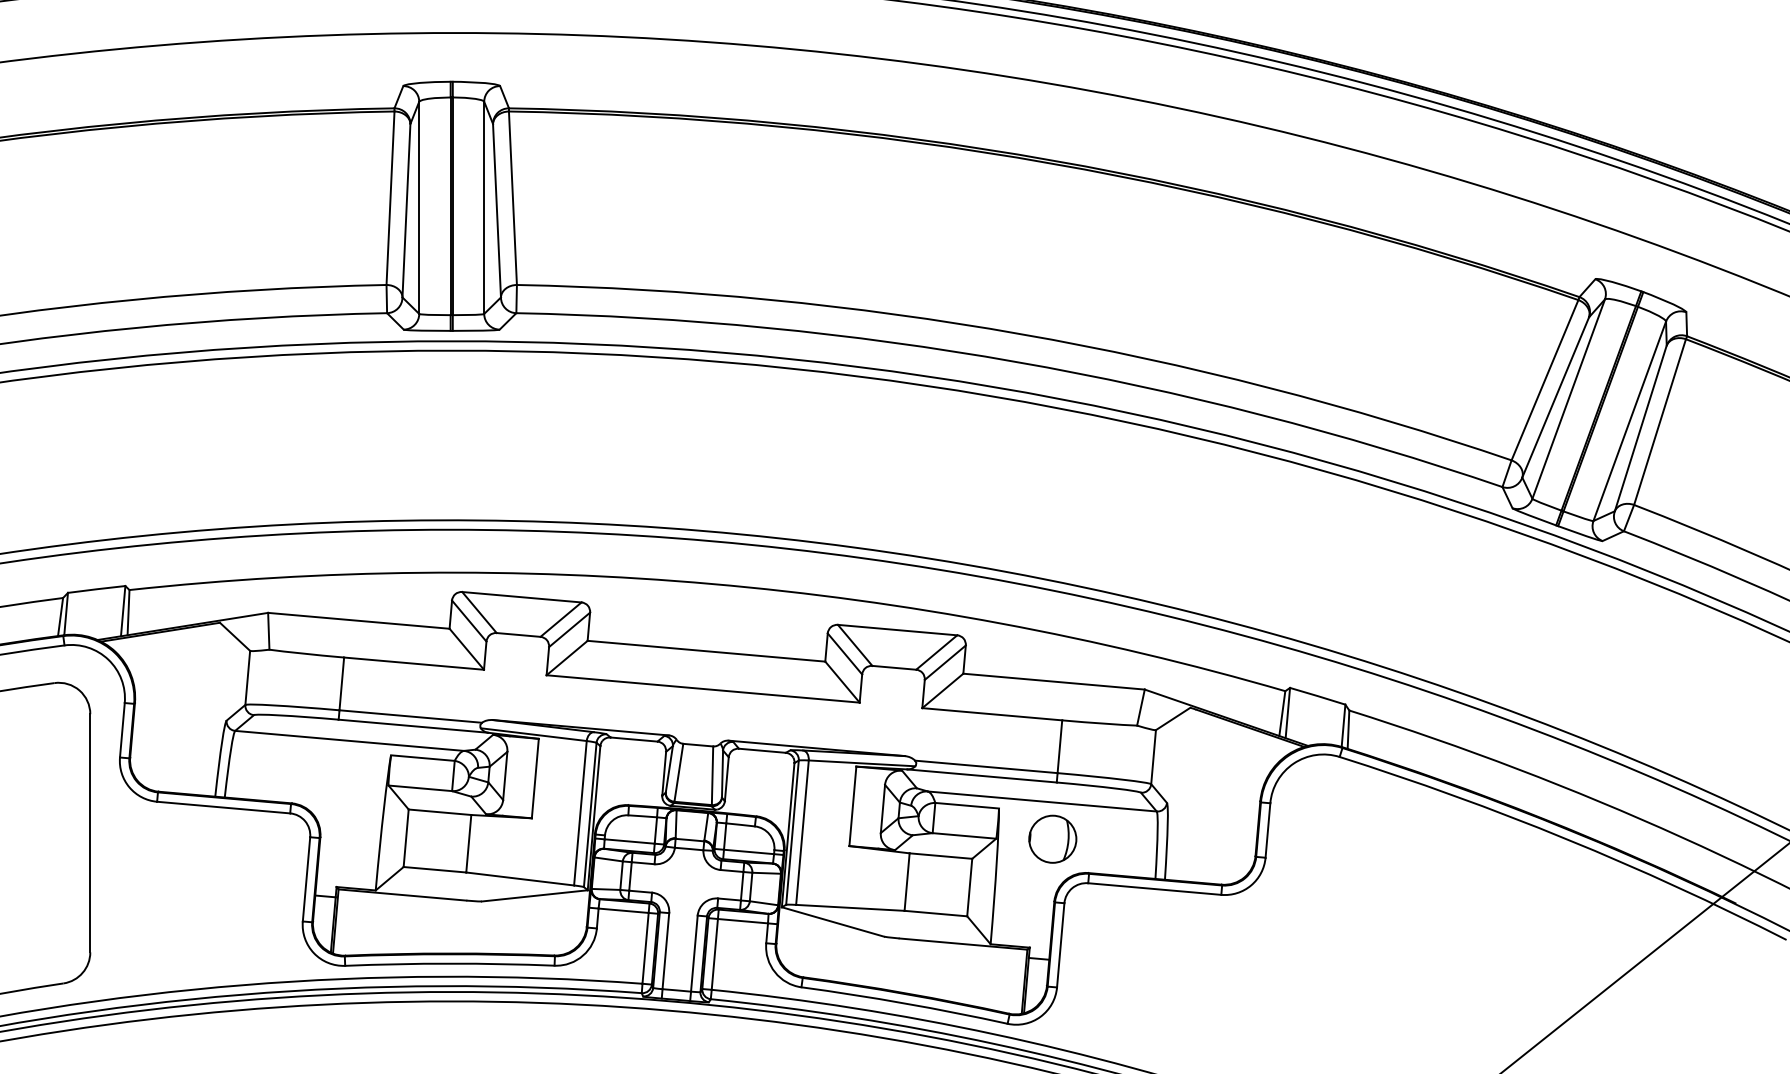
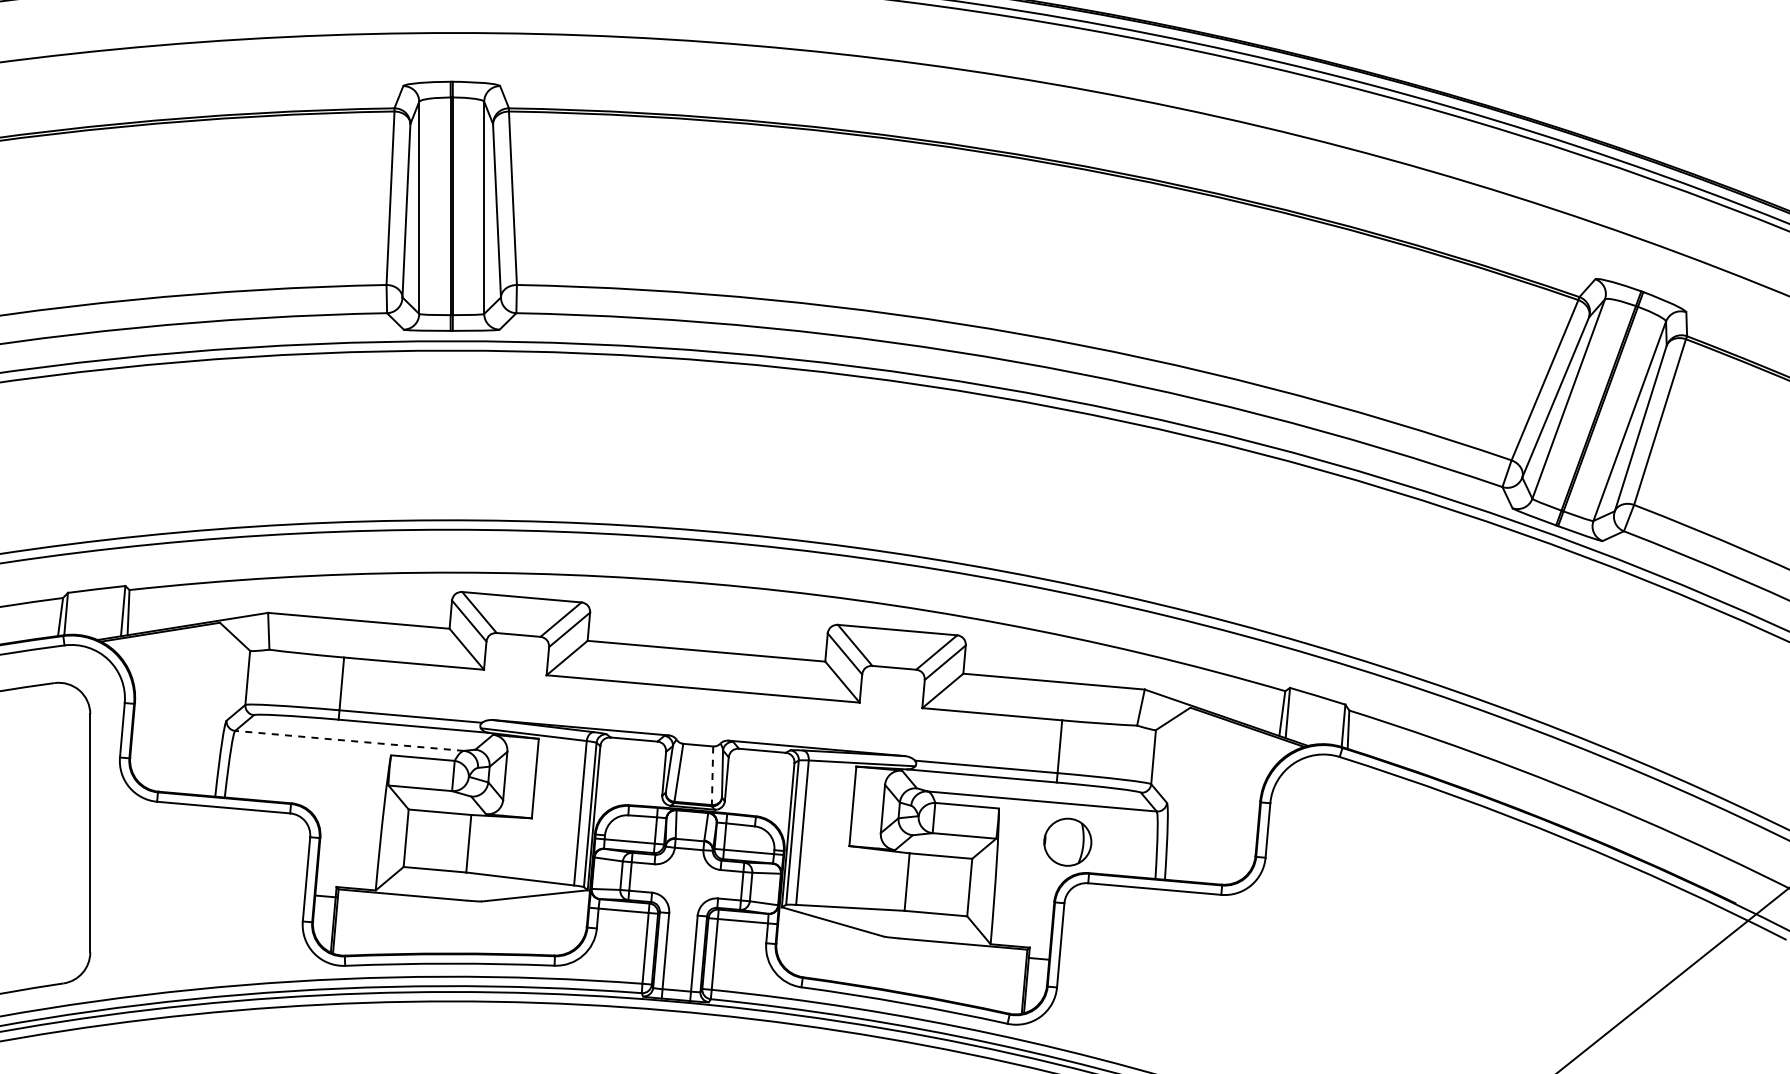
line: solid -> dashed (349, 740)
line: solid -> dashed (712, 776)
part position: (1052, 838) -> (1067, 841) (1067, 841)
line position: (1645, 957) -> (1672, 980) (1672, 980)
